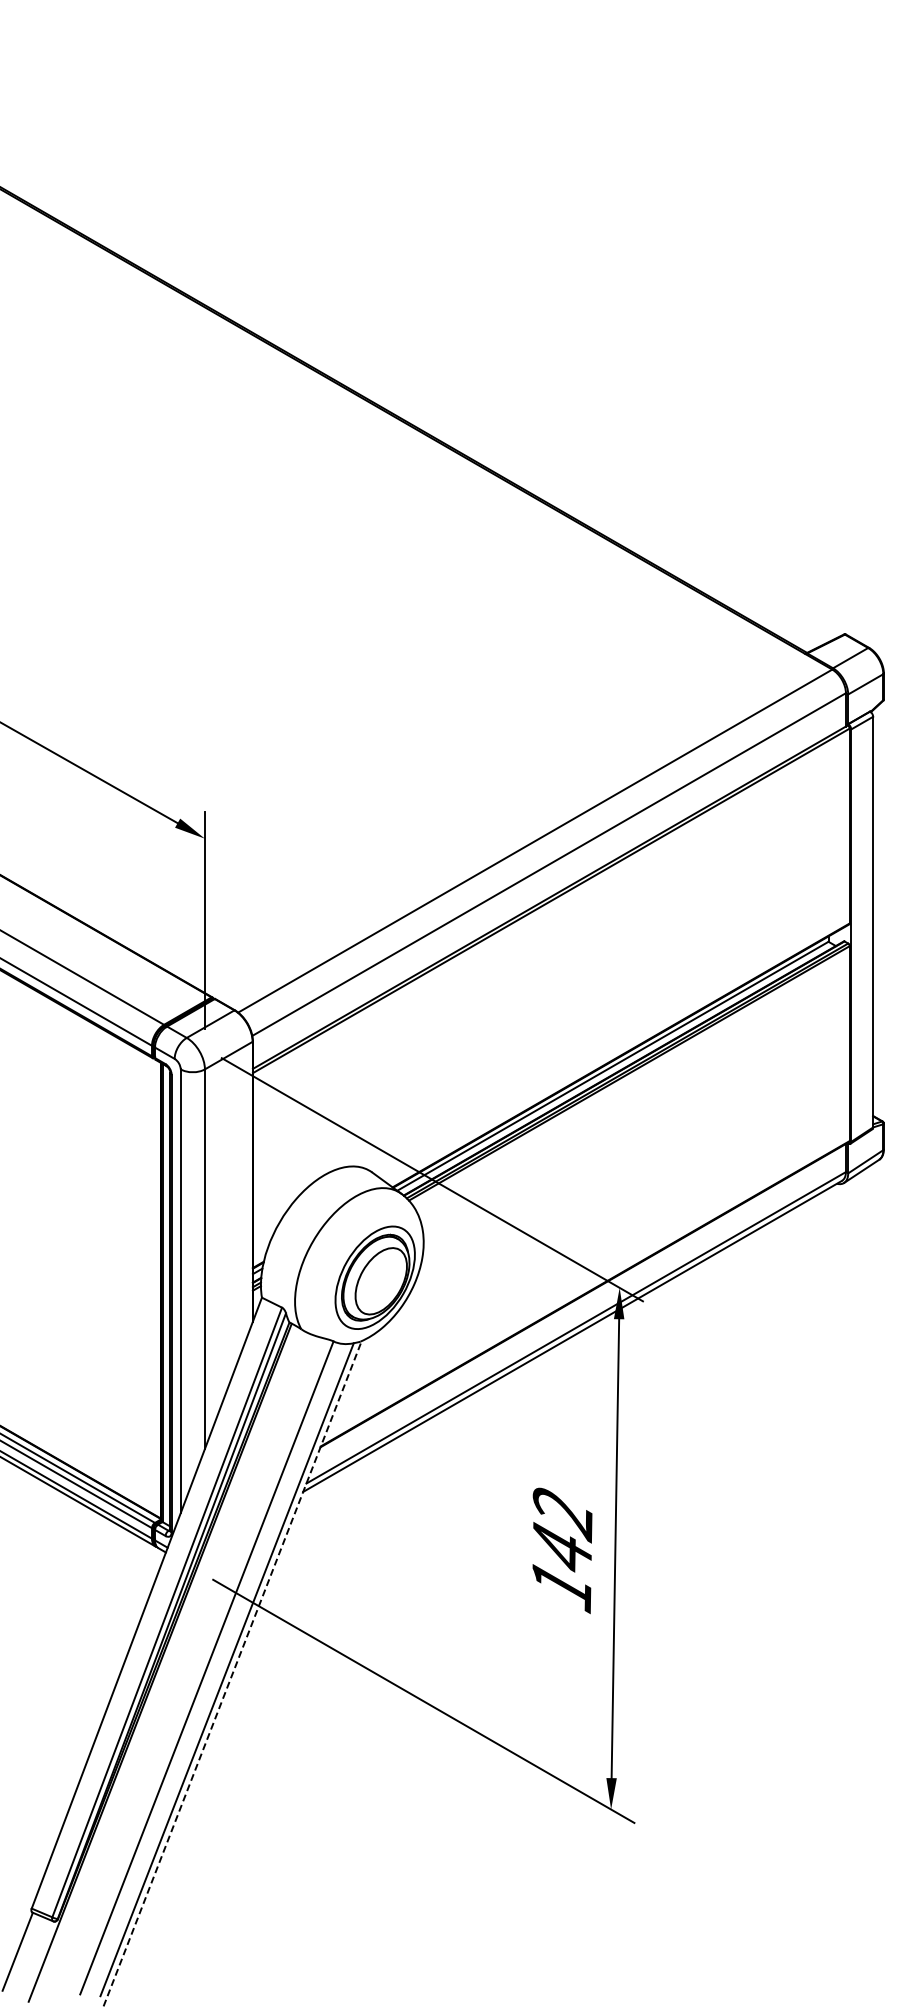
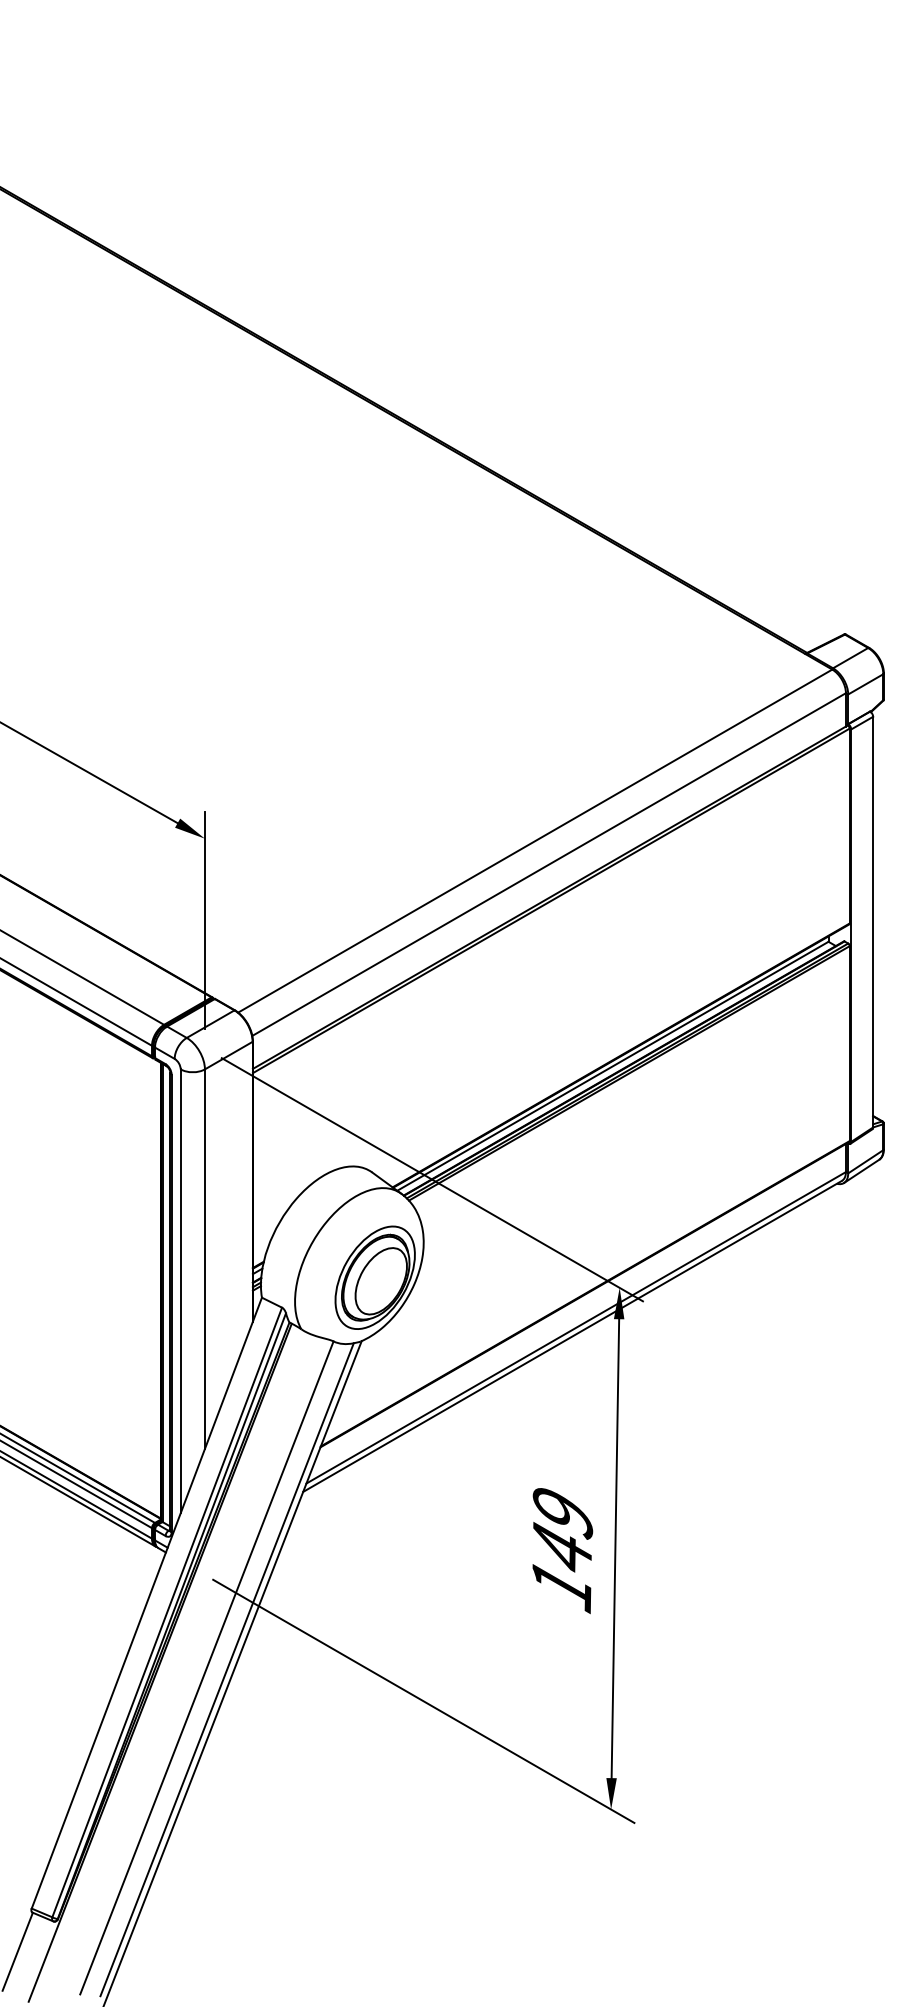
text: 142 -> 149 (563, 1515)
line: dashed -> solid (232, 1673)
